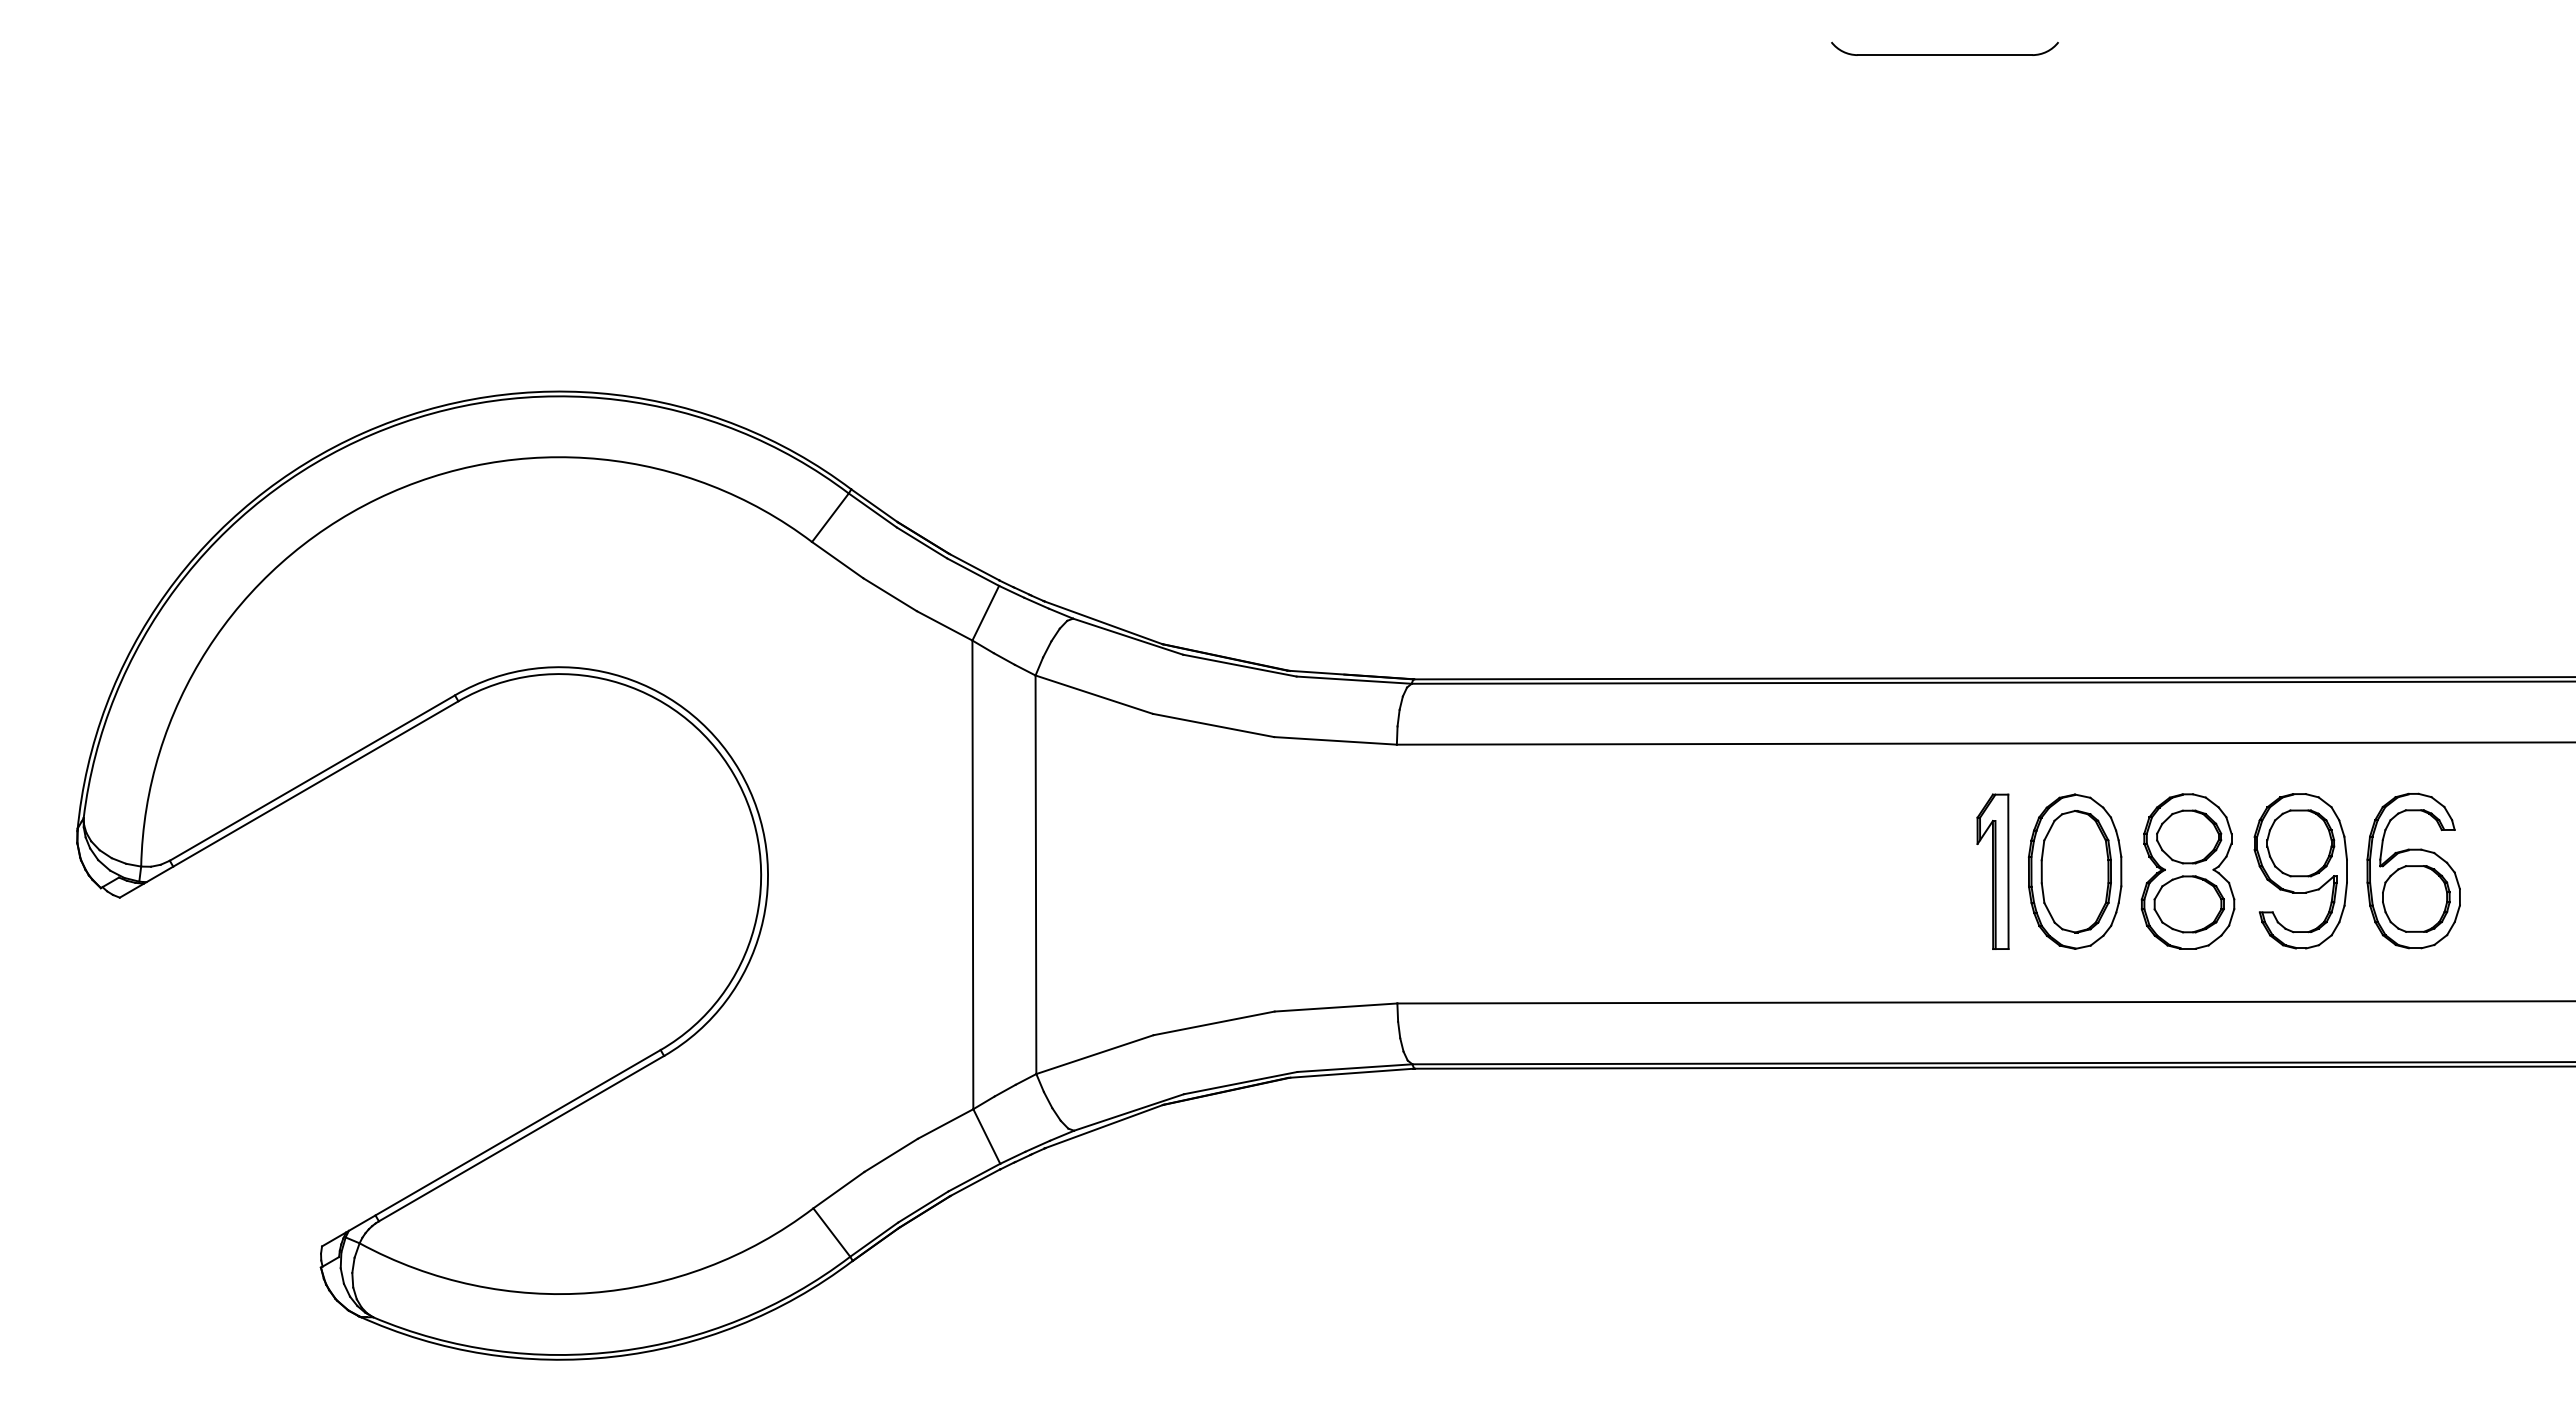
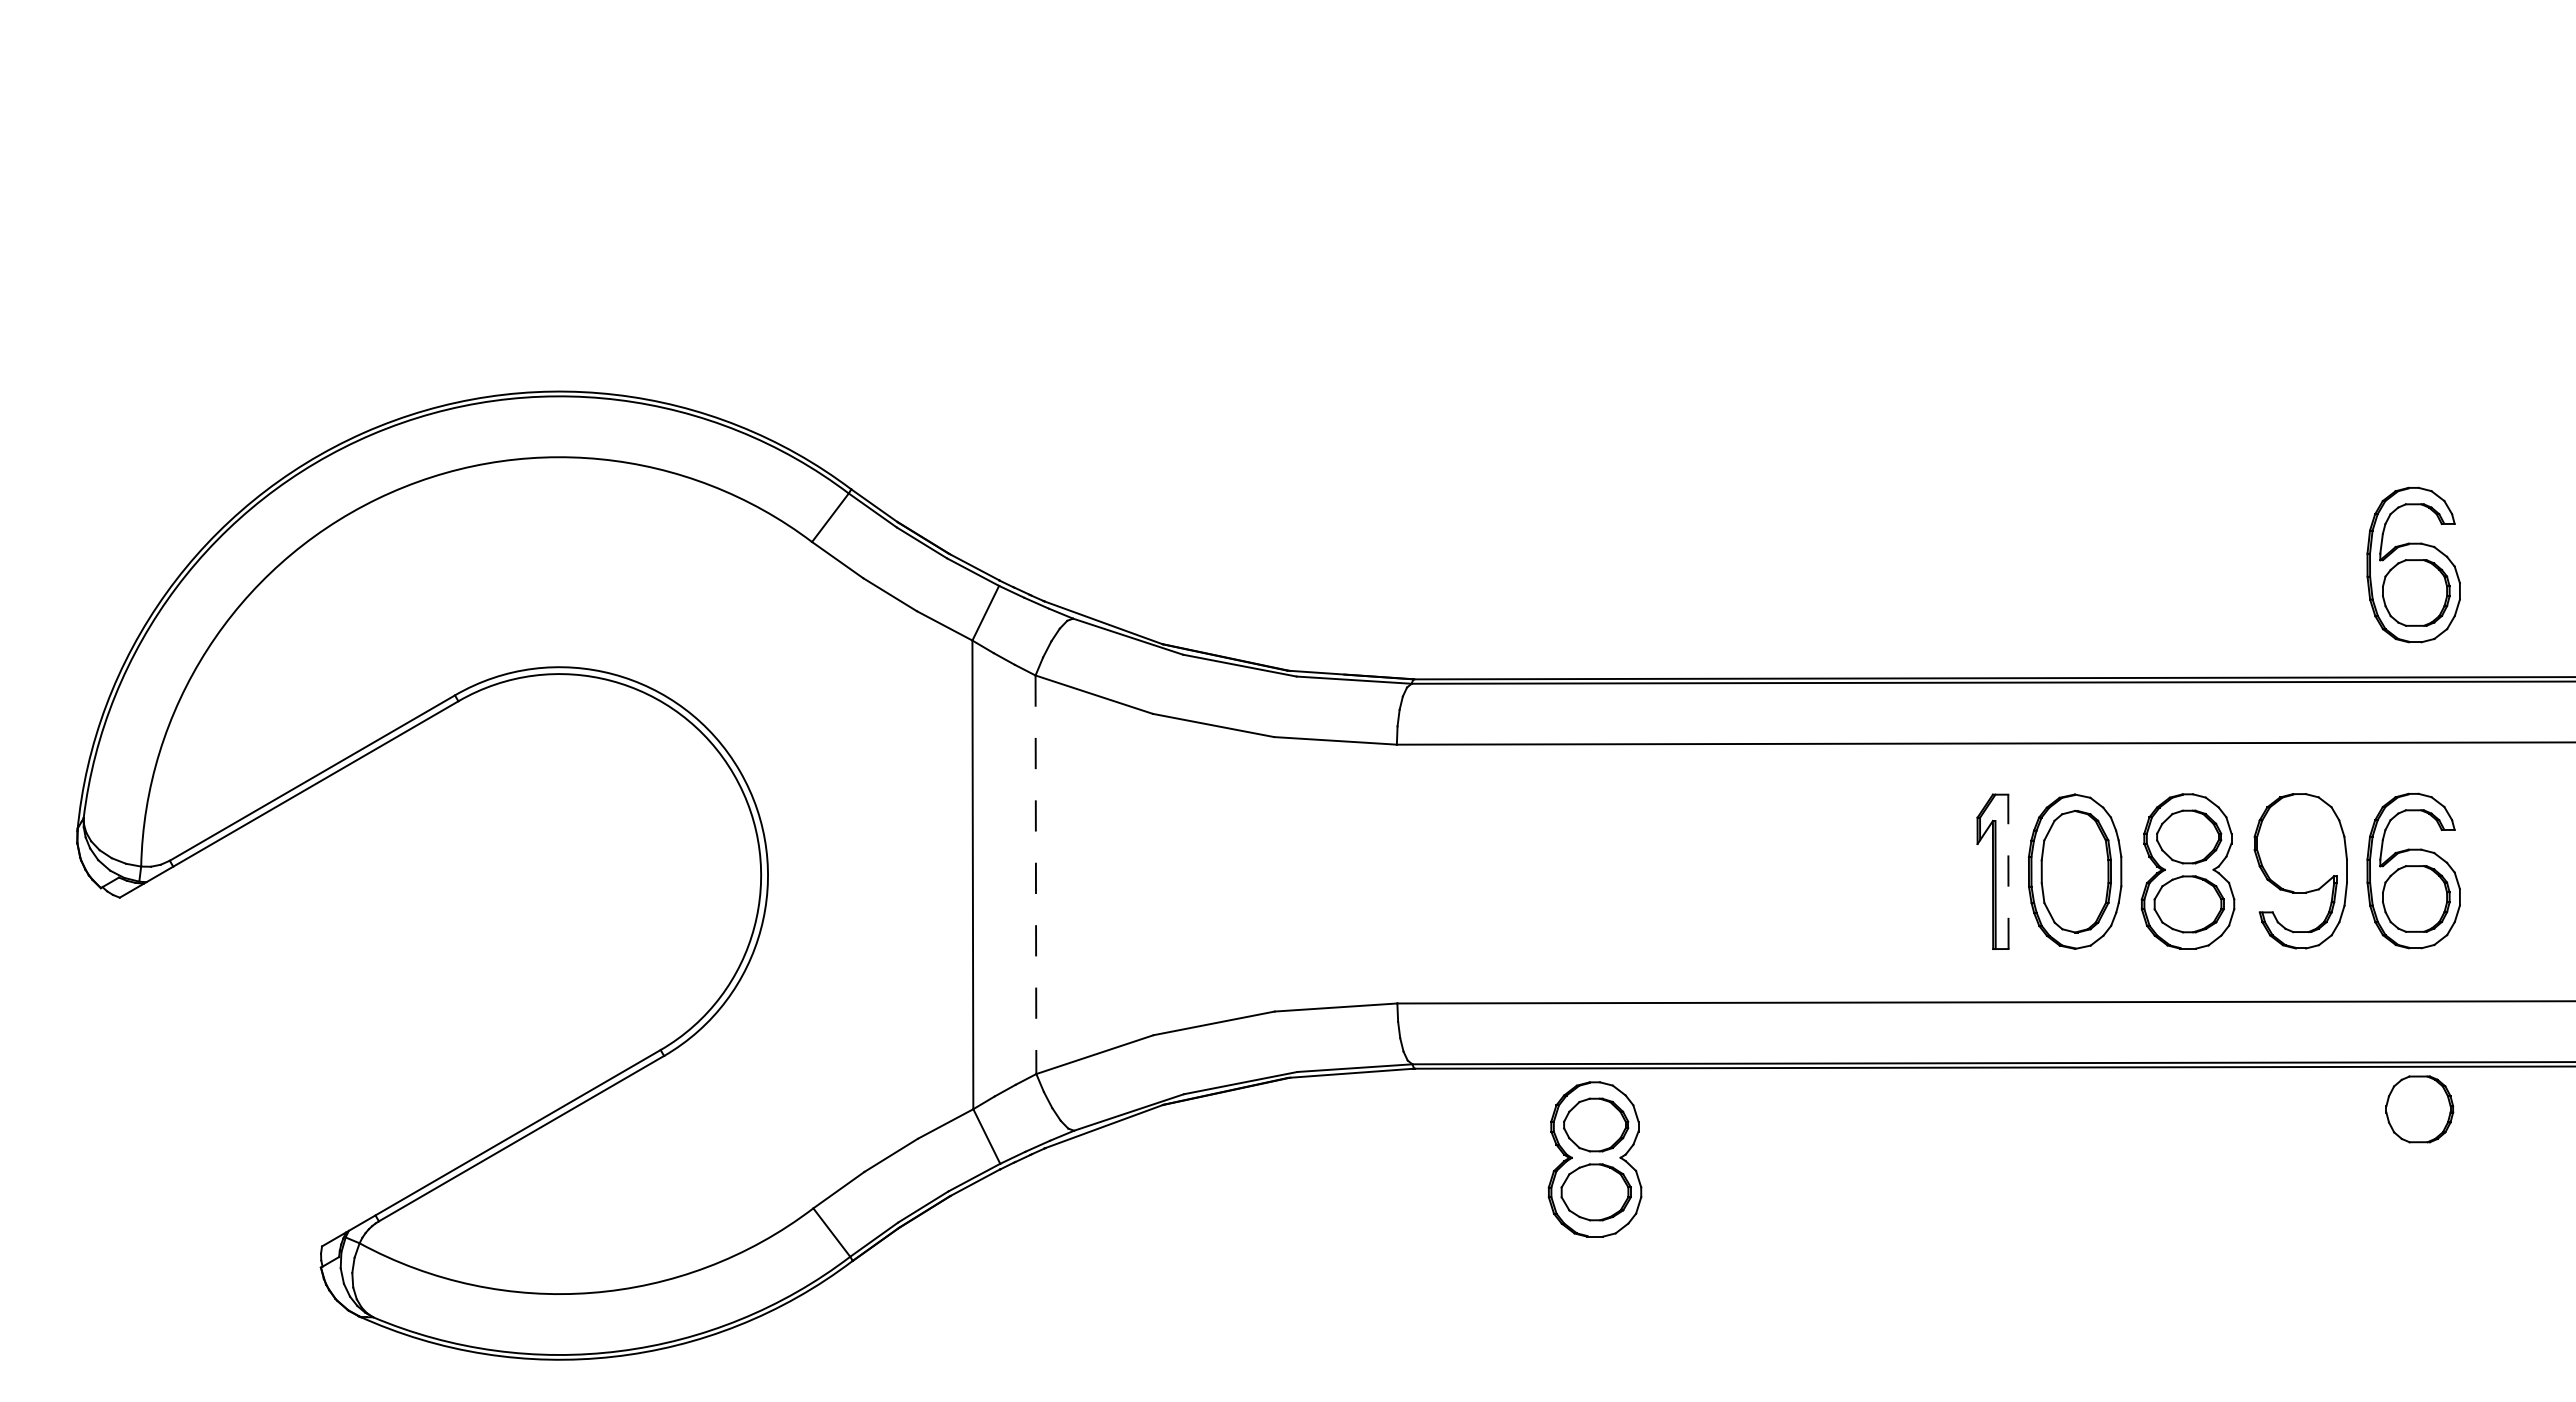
part: present -> none (1944, 48)
part: none -> present (2413, 564)
part position: (2300, 843) -> (2419, 1109) (2419, 1109)
line: solid -> dashed (2008, 871)
line: solid -> dashed (1035, 875)
part: none -> present (1594, 1159)
